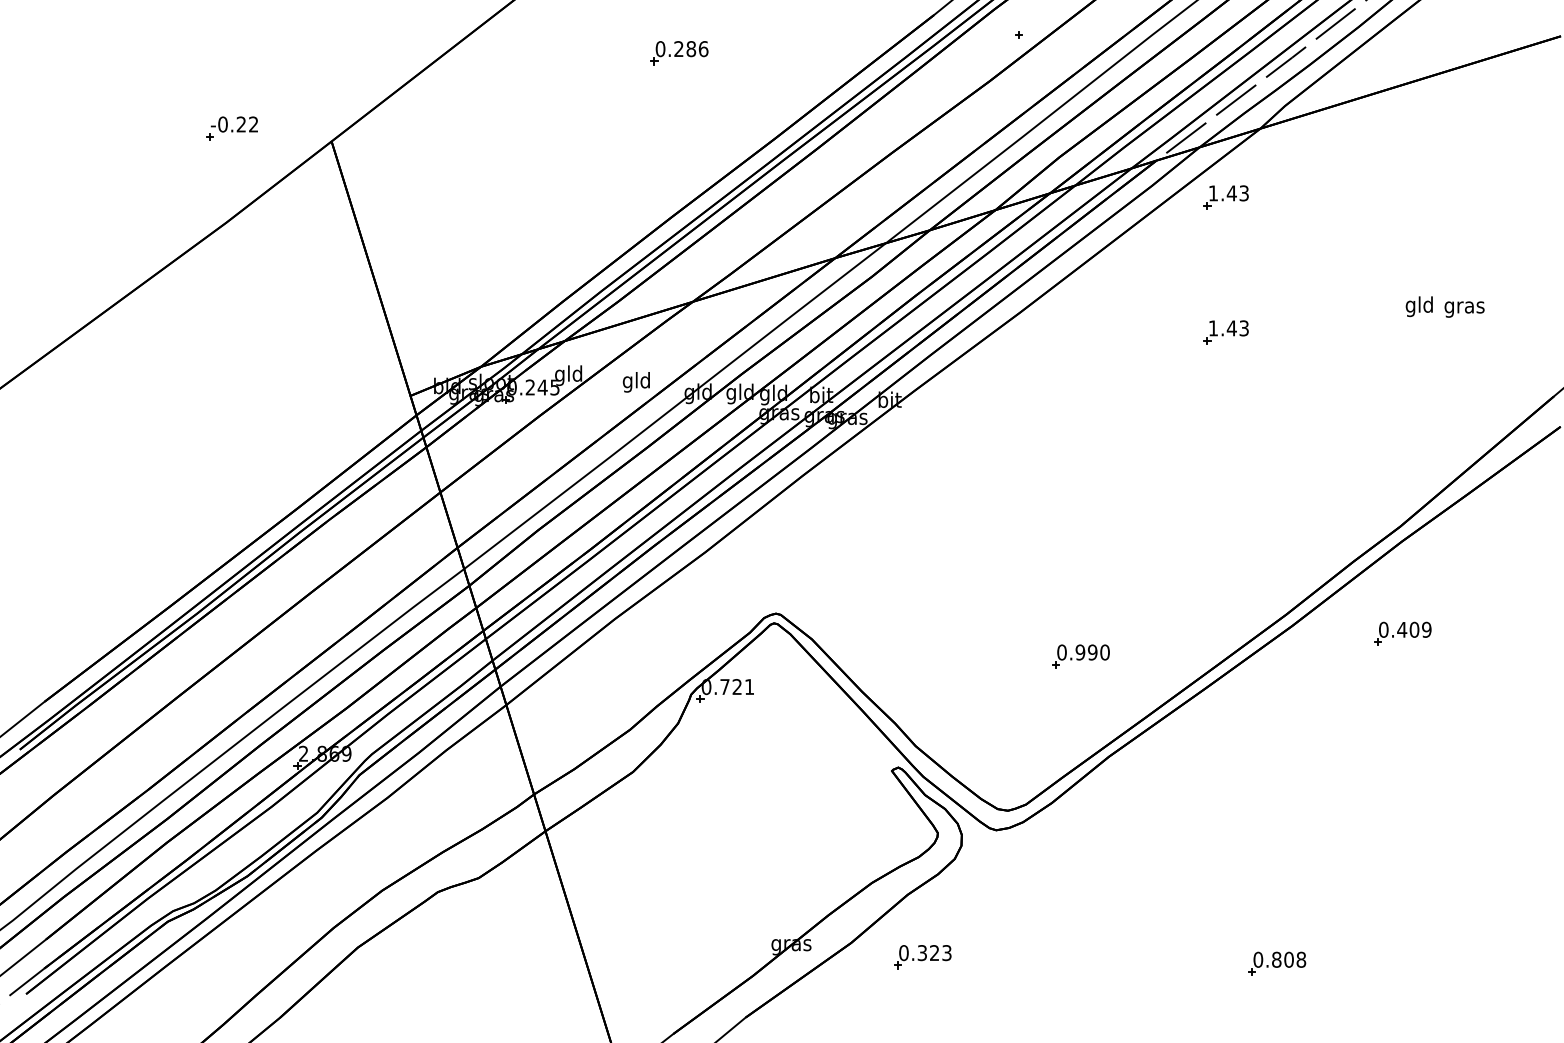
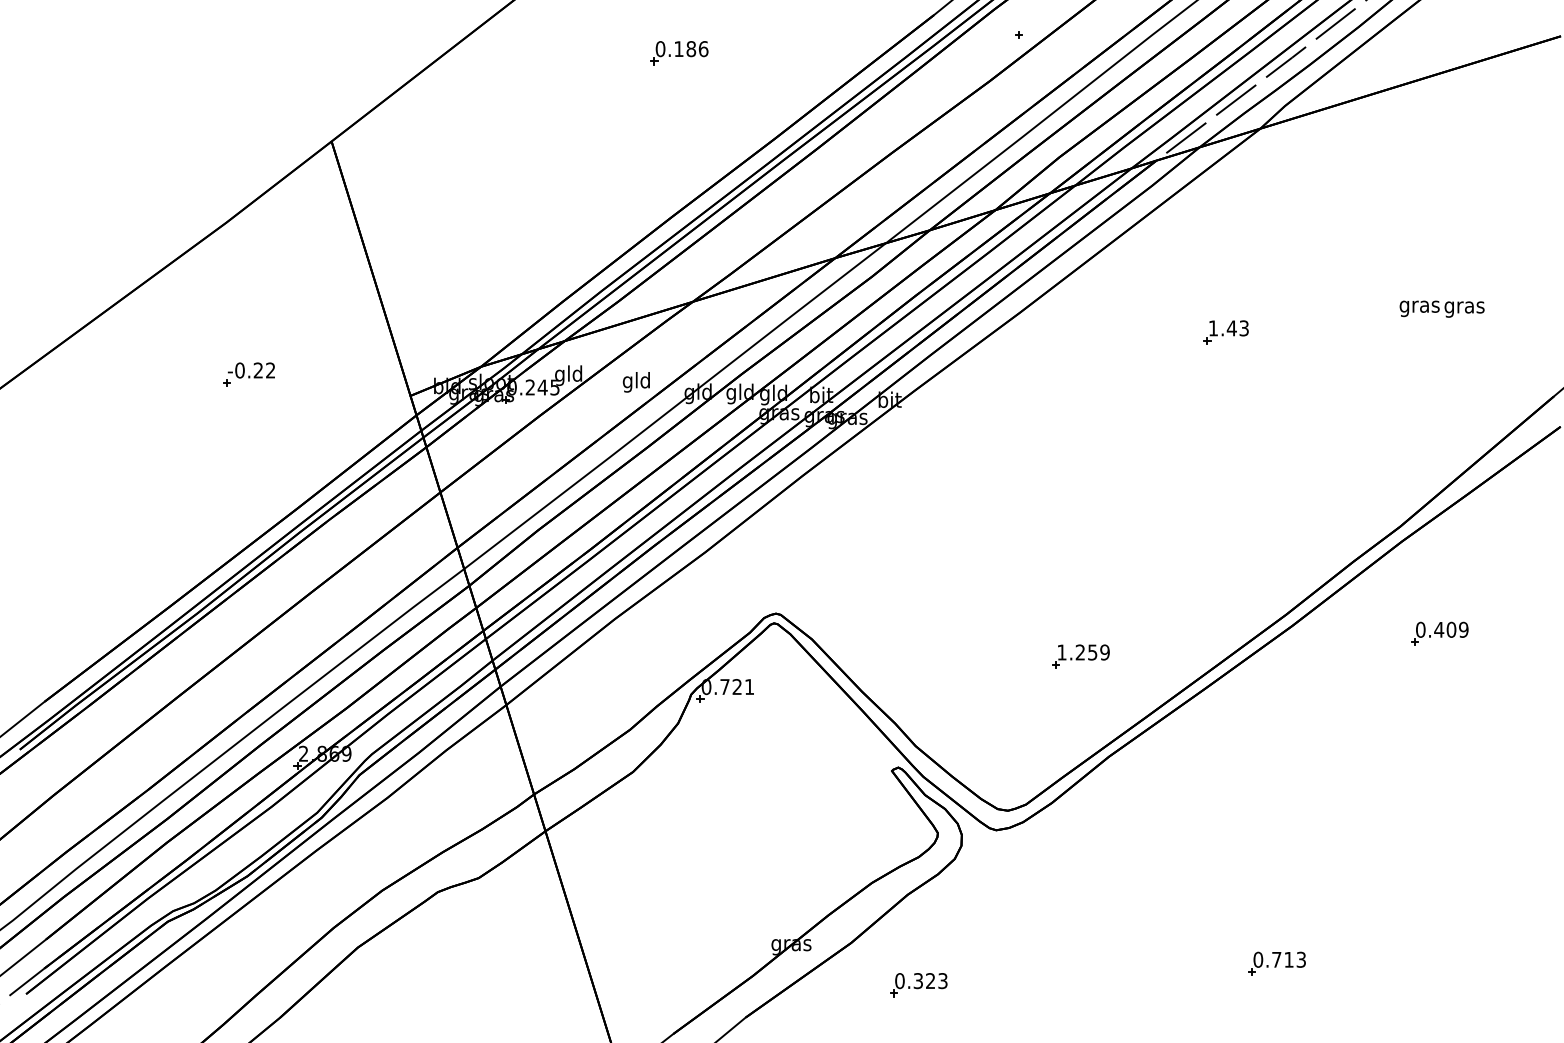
text: 0.286 -> 0.186 (678, 48)
part position: (231, 128) -> (248, 374) (248, 374)
part: present -> none (1225, 197)
text: gld -> gras (1419, 306)
part position: (1402, 633) -> (1439, 633) (1439, 633)
text: 0.990 -> 1.259 (1083, 652)
part position: (922, 957) -> (918, 985) (918, 985)
text: 0.808 -> 0.713 (1289, 959)
